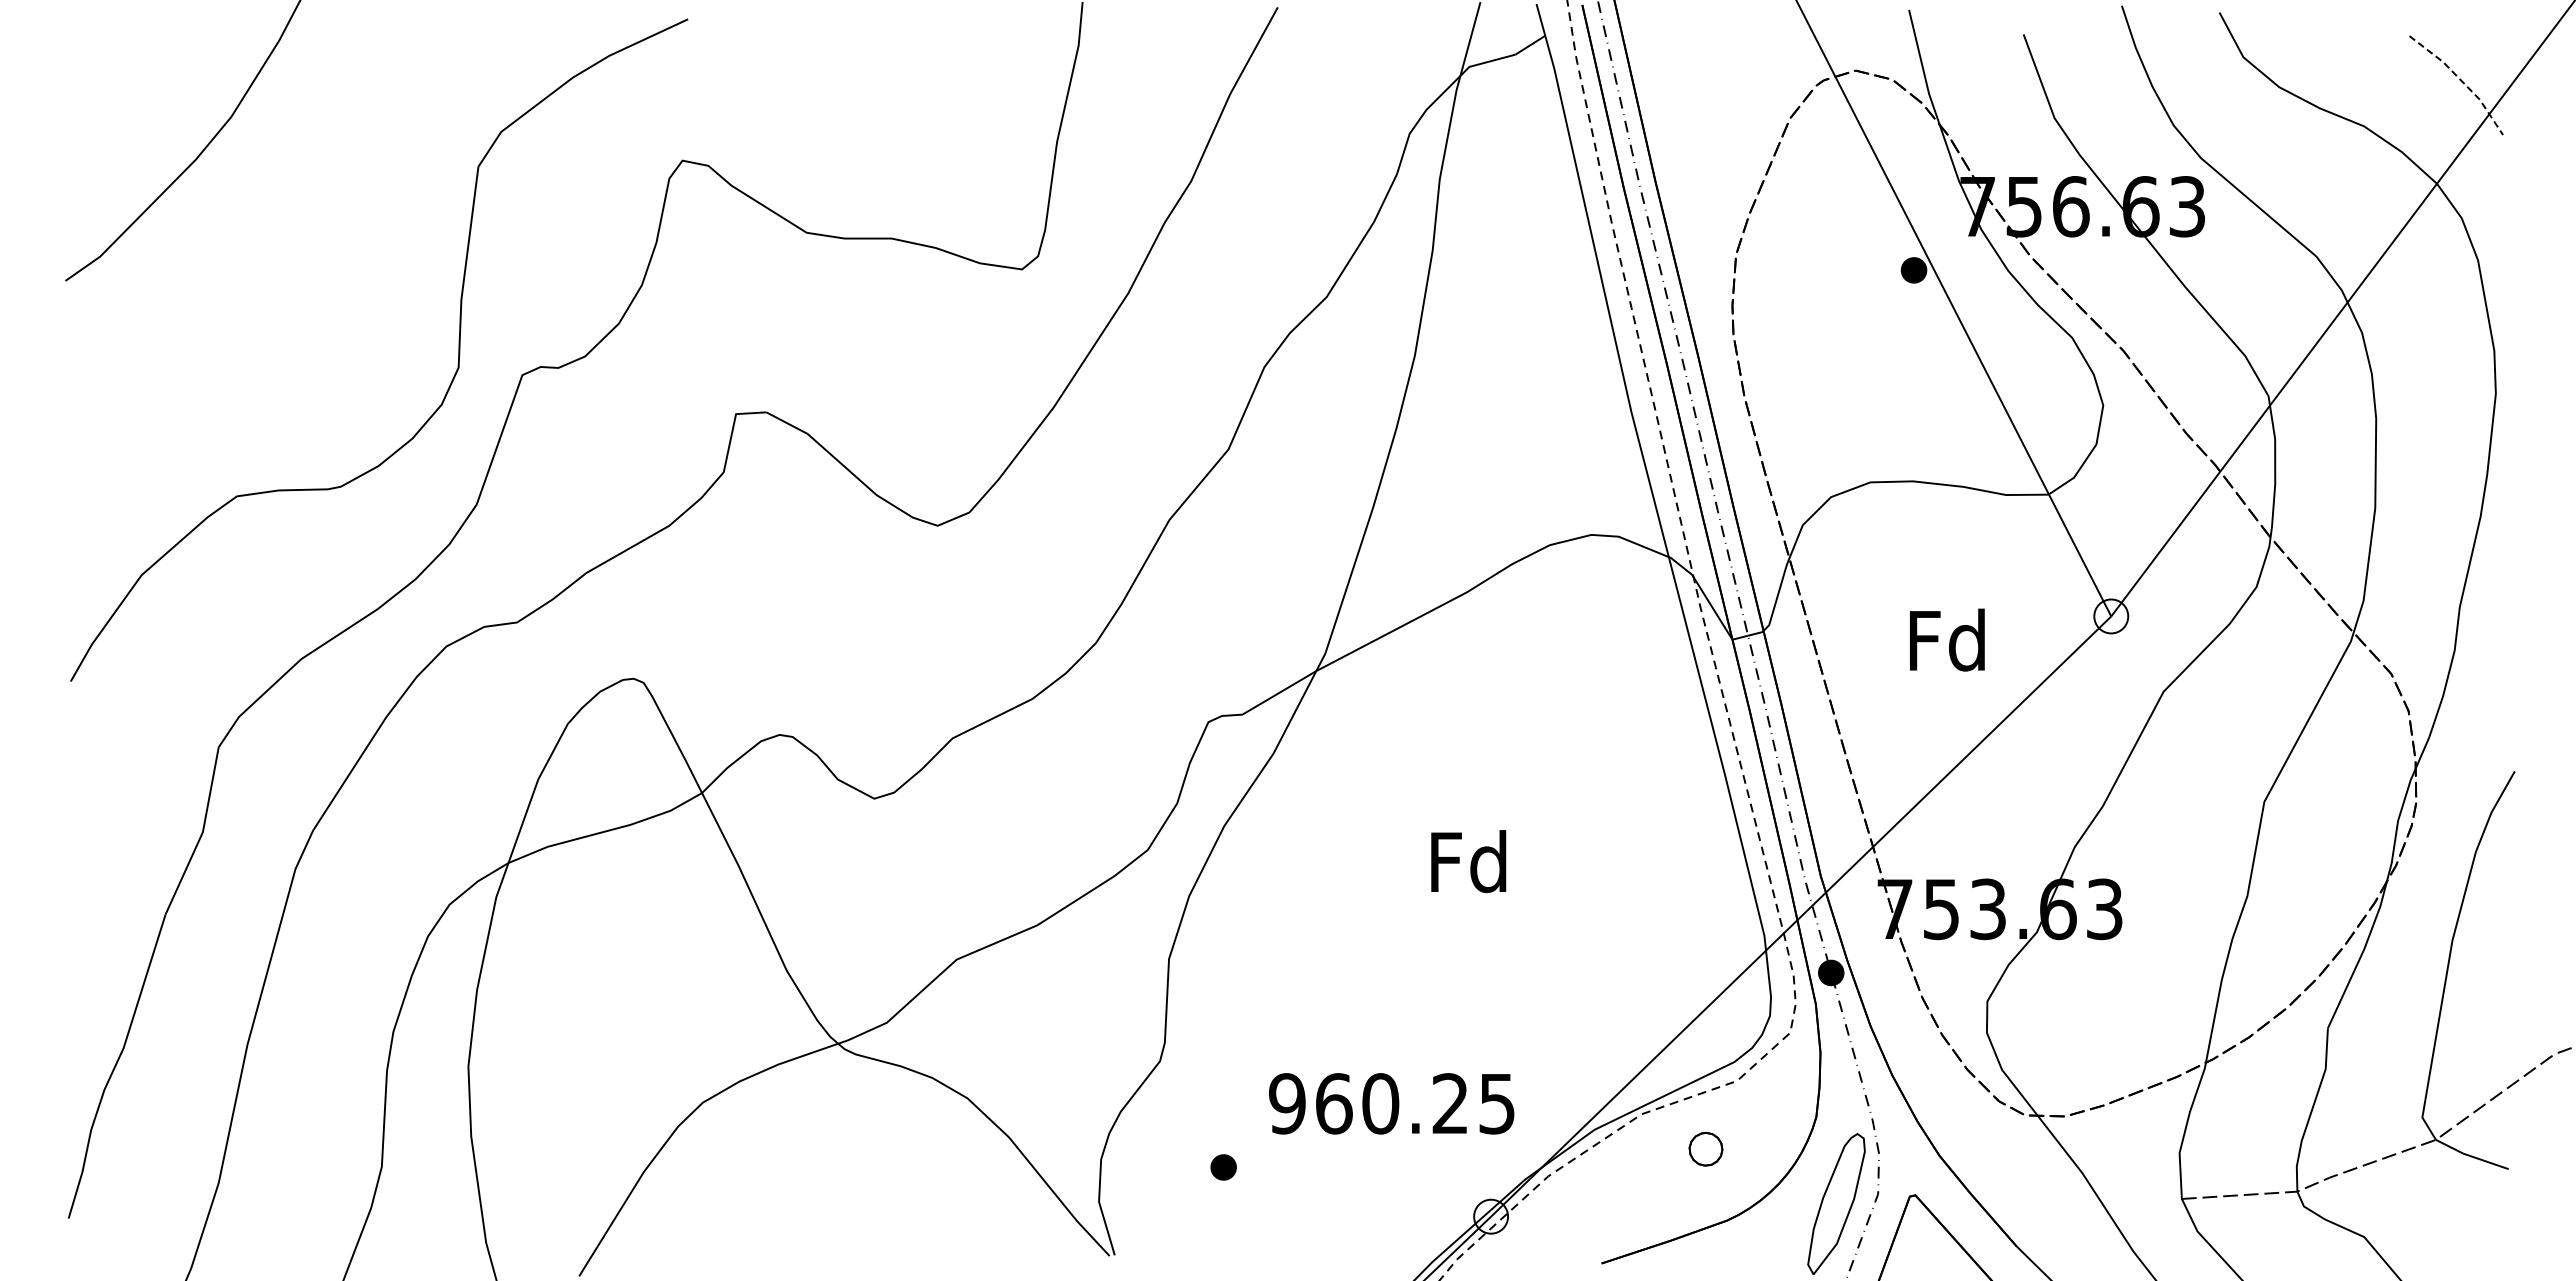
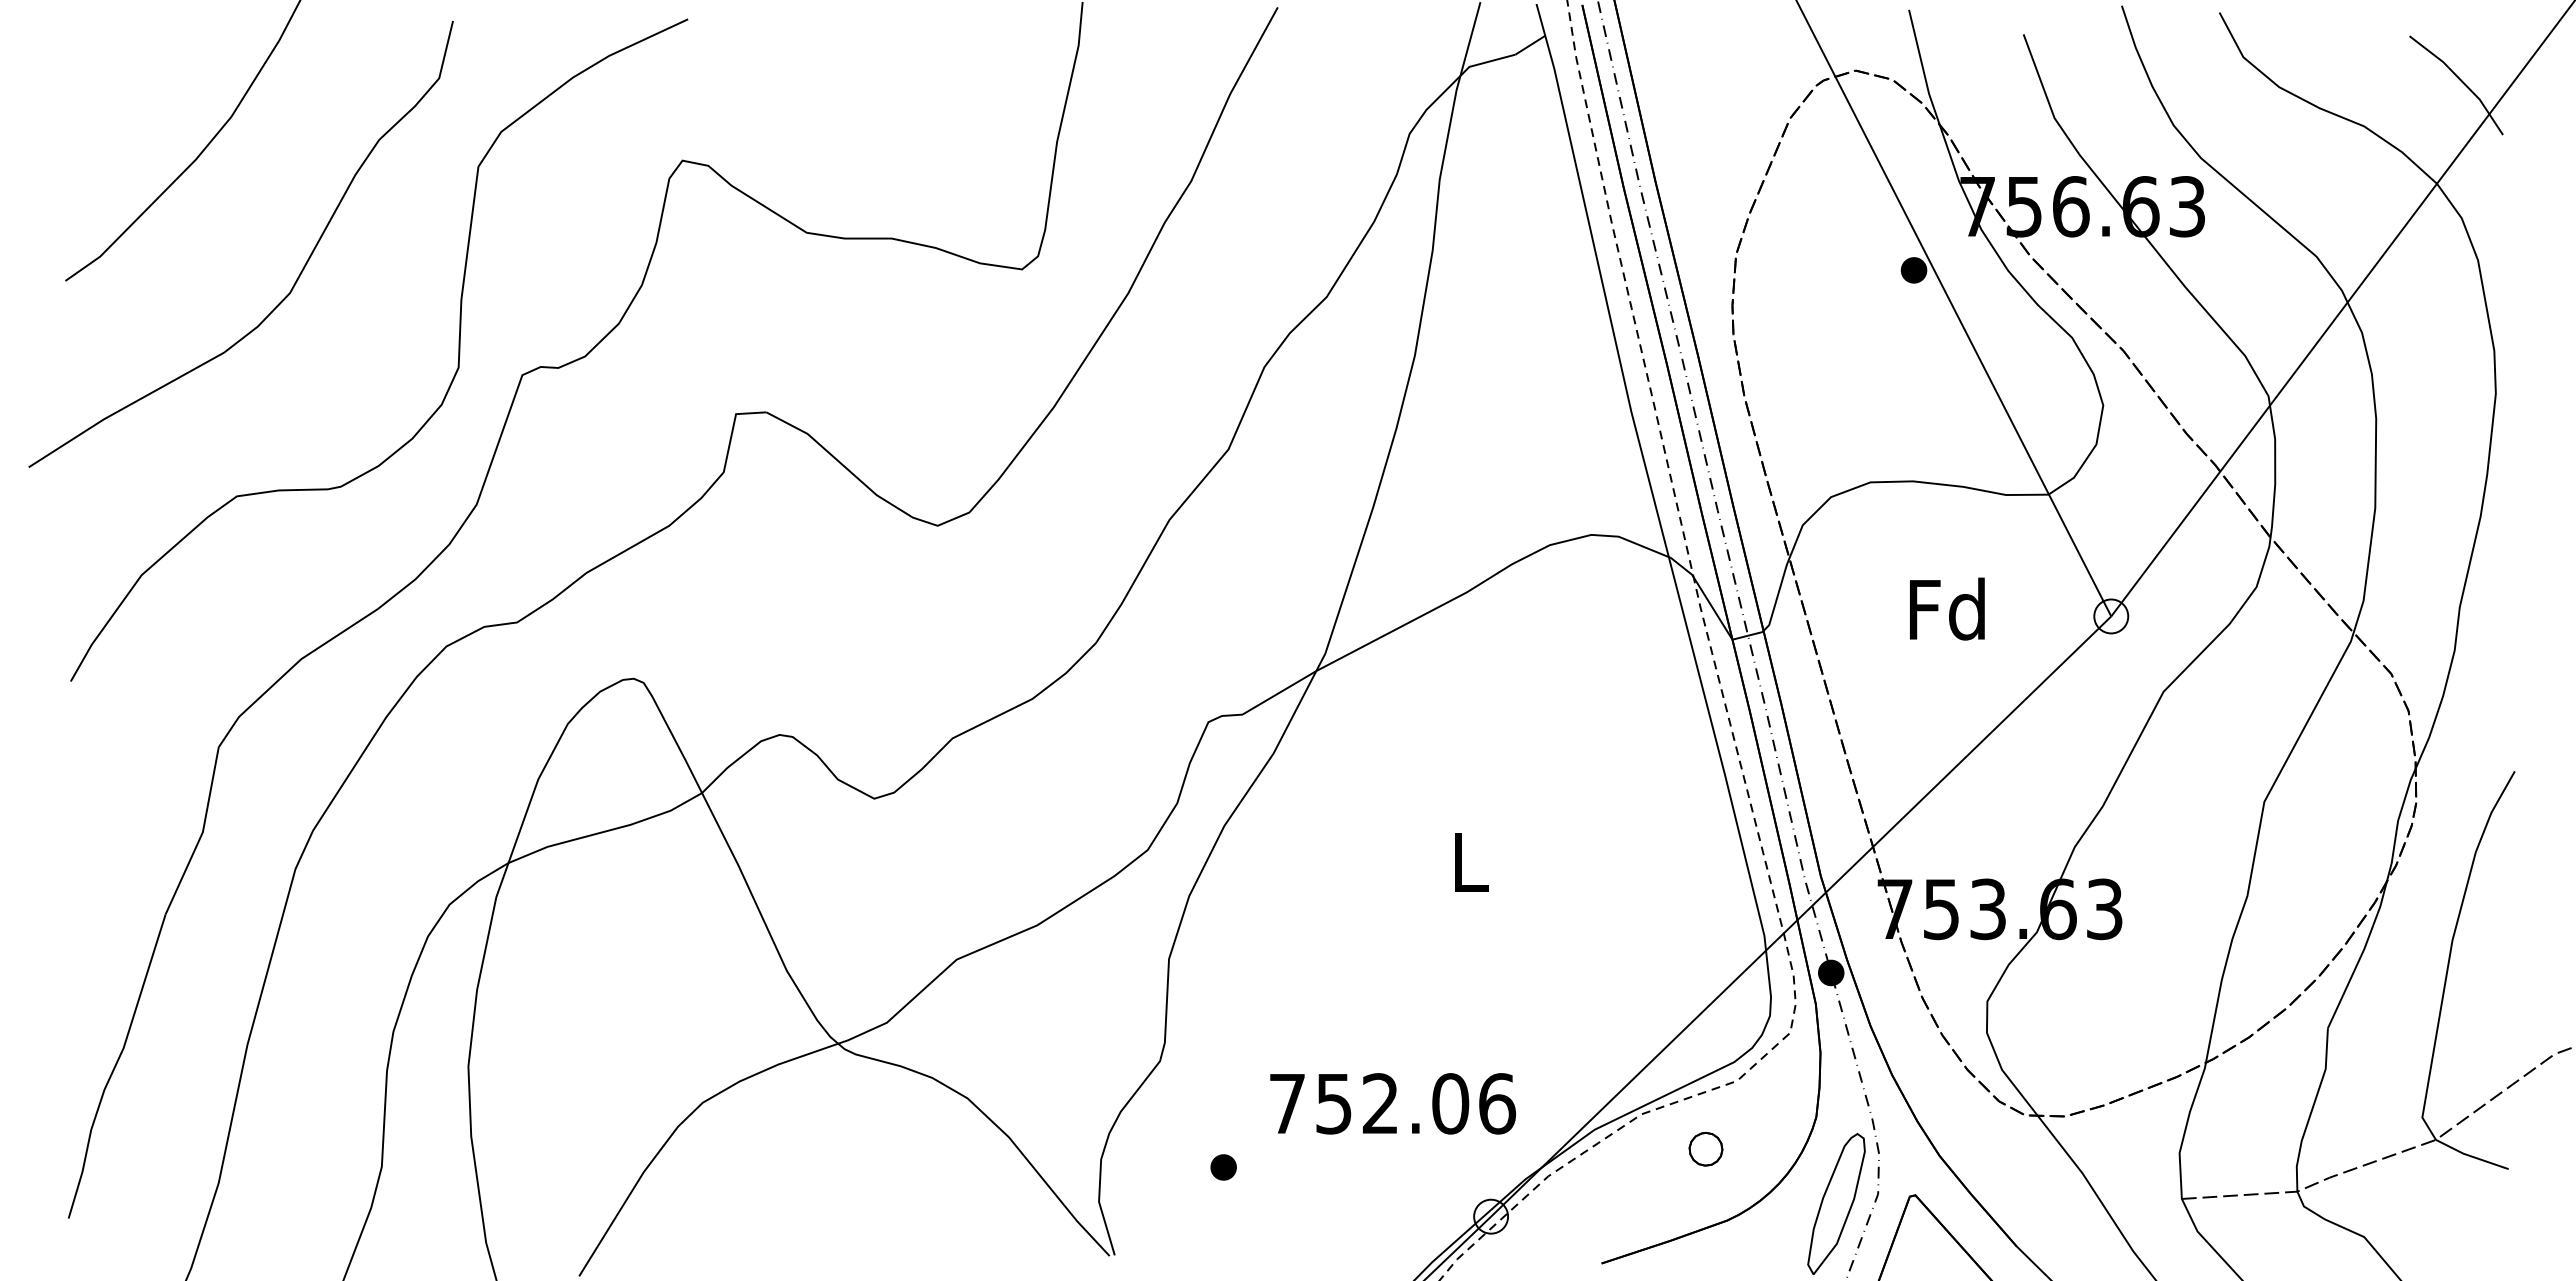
line: dashed -> solid (2461, 81)
curve: none -> present (299, 273)
text position: (1947, 639) -> (1947, 608) (1947, 608)
text: Fd -> L (1468, 861)
text: 960.25 -> 752.06 (1392, 1103)
